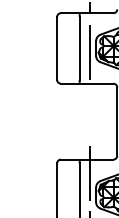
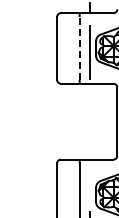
line: solid -> dashed (79, 47)
line: present -> none (89, 172)
